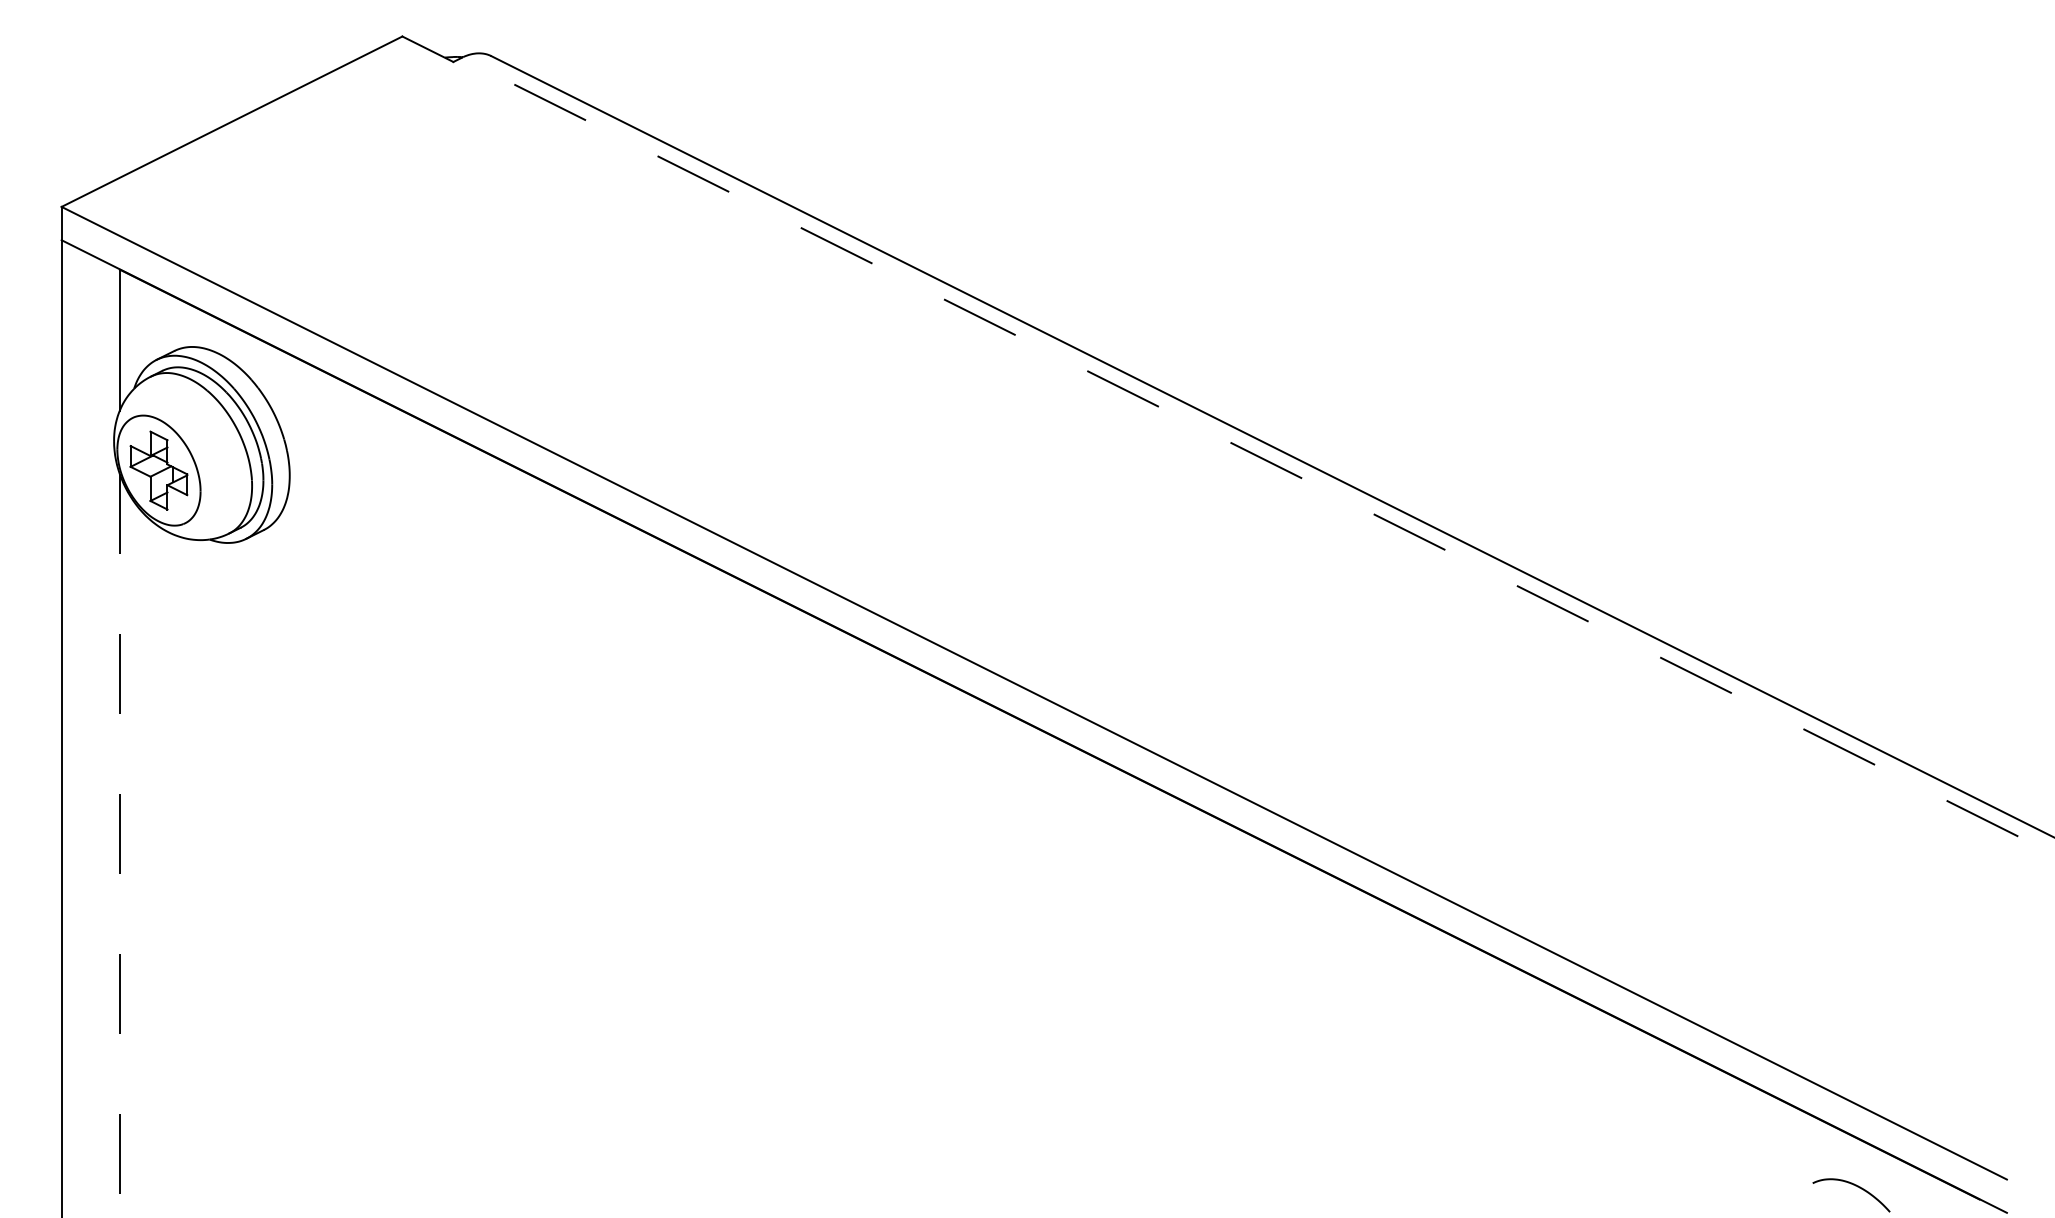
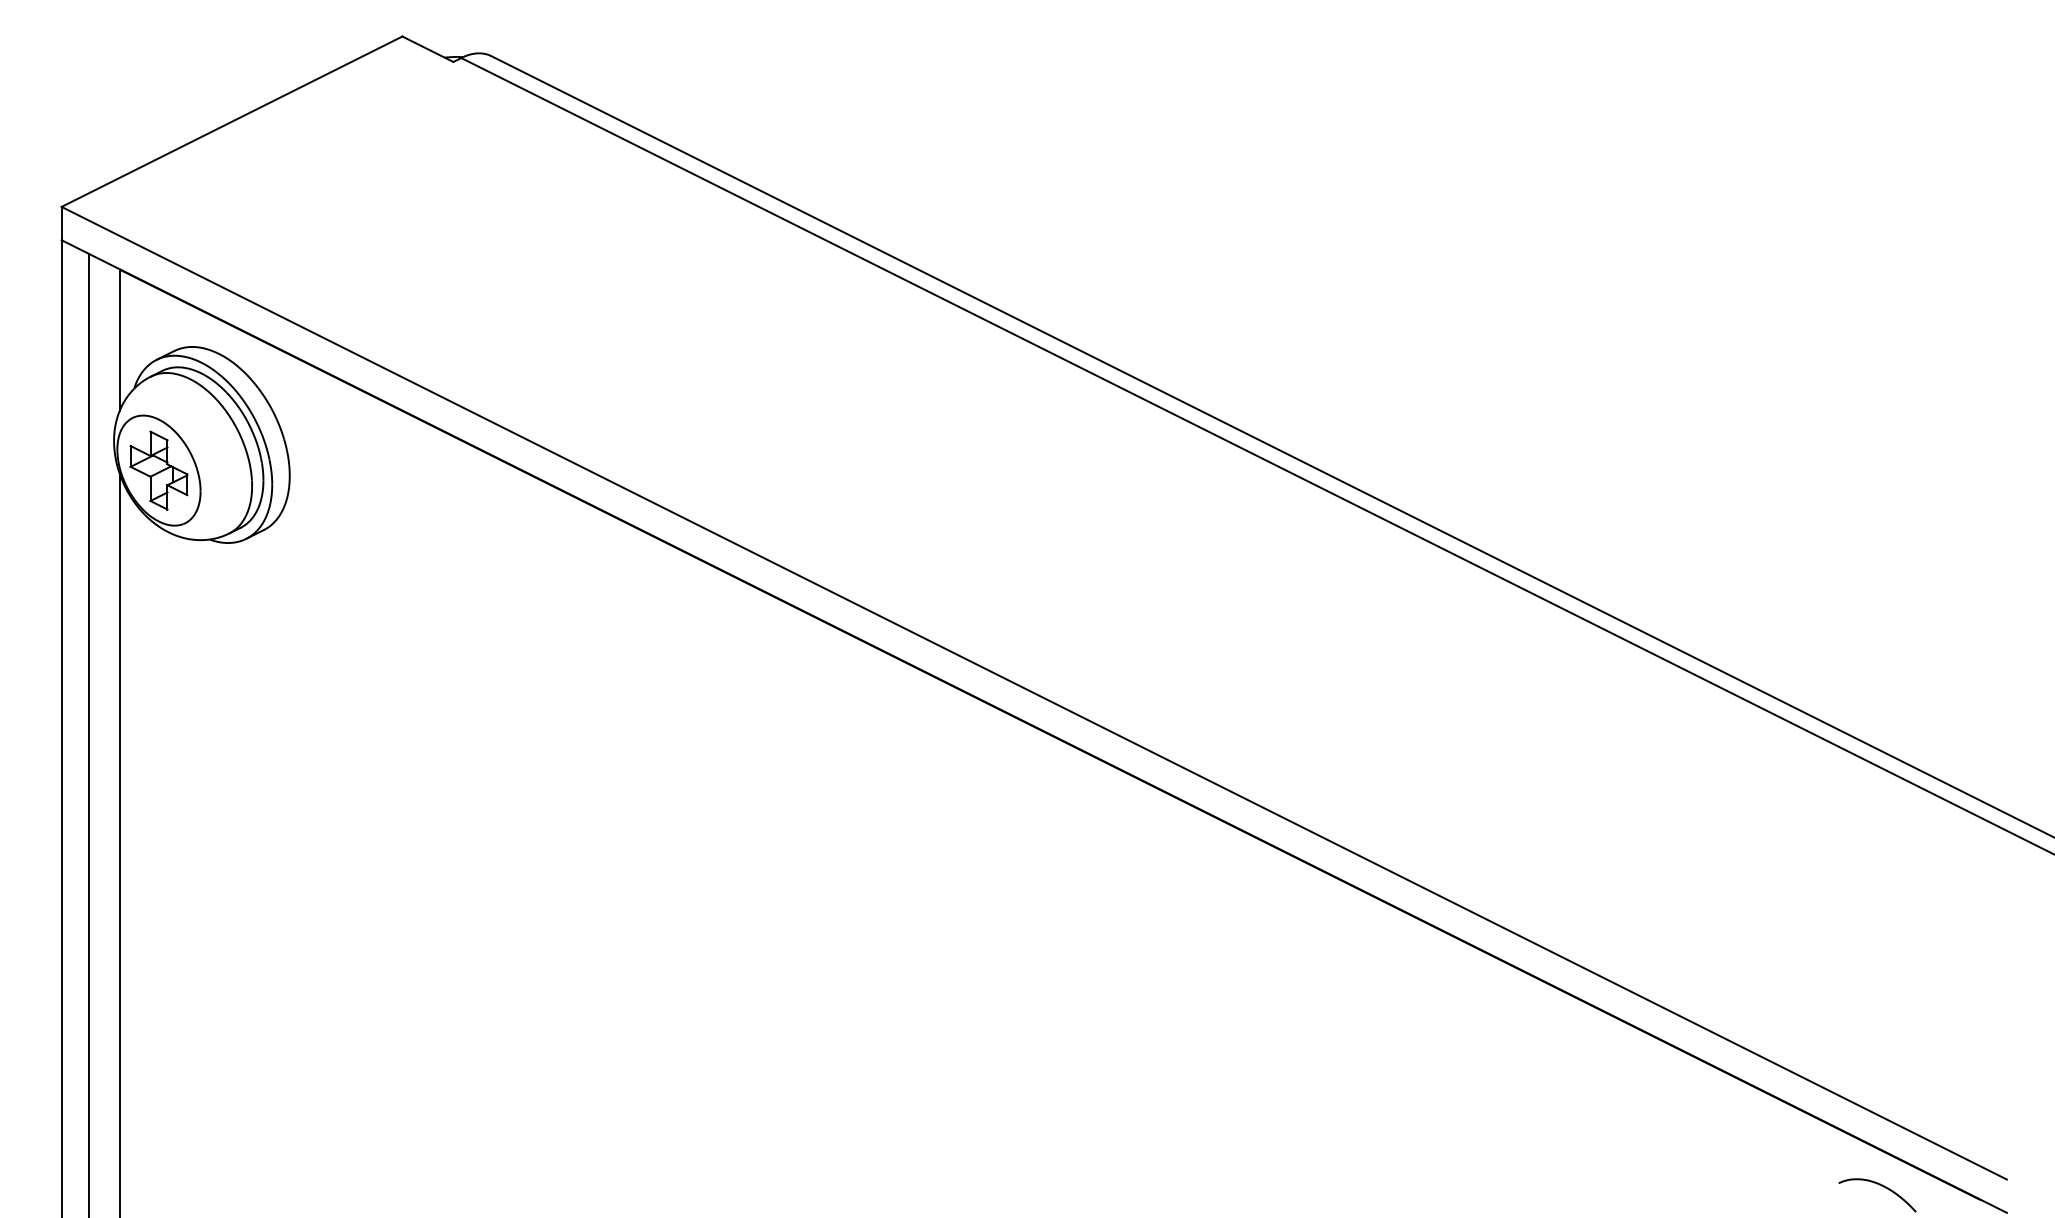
line: dashed -> solid (1257, 456)
line: none -> present (88, 733)
line: dashed -> solid (119, 845)
curve position: (1855, 1186) -> (1881, 1186) (1881, 1186)
